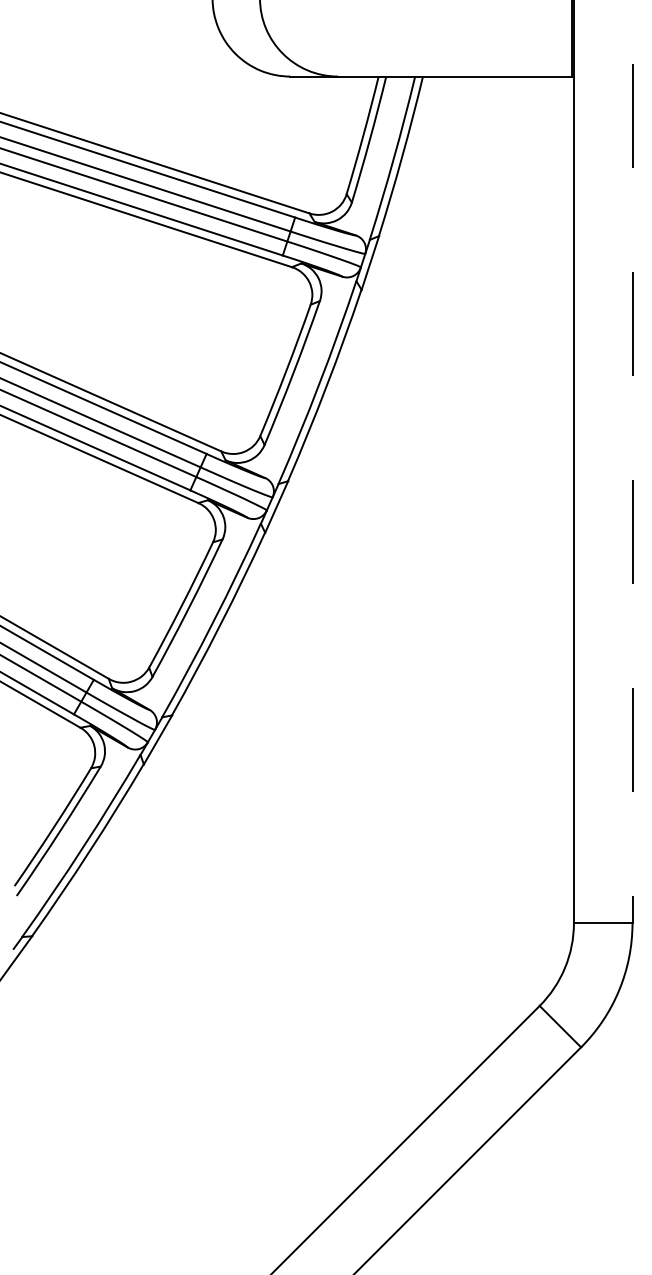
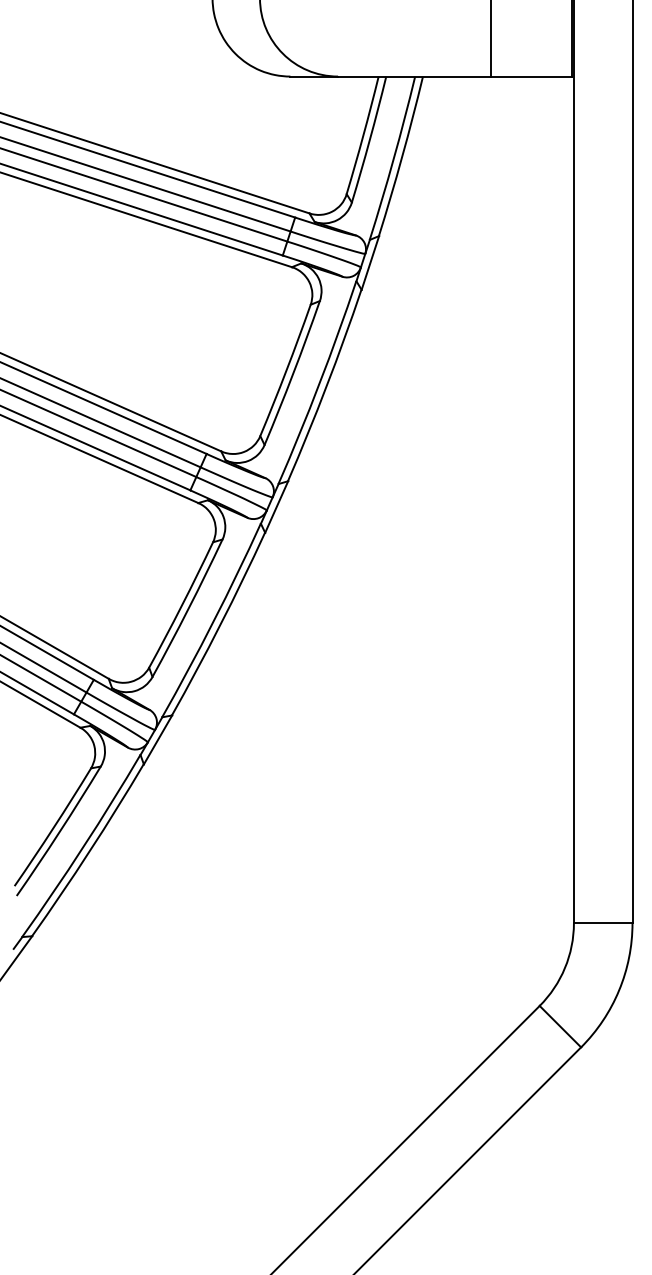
line: none -> present (491, 39)
line: dashed -> solid (632, 462)
